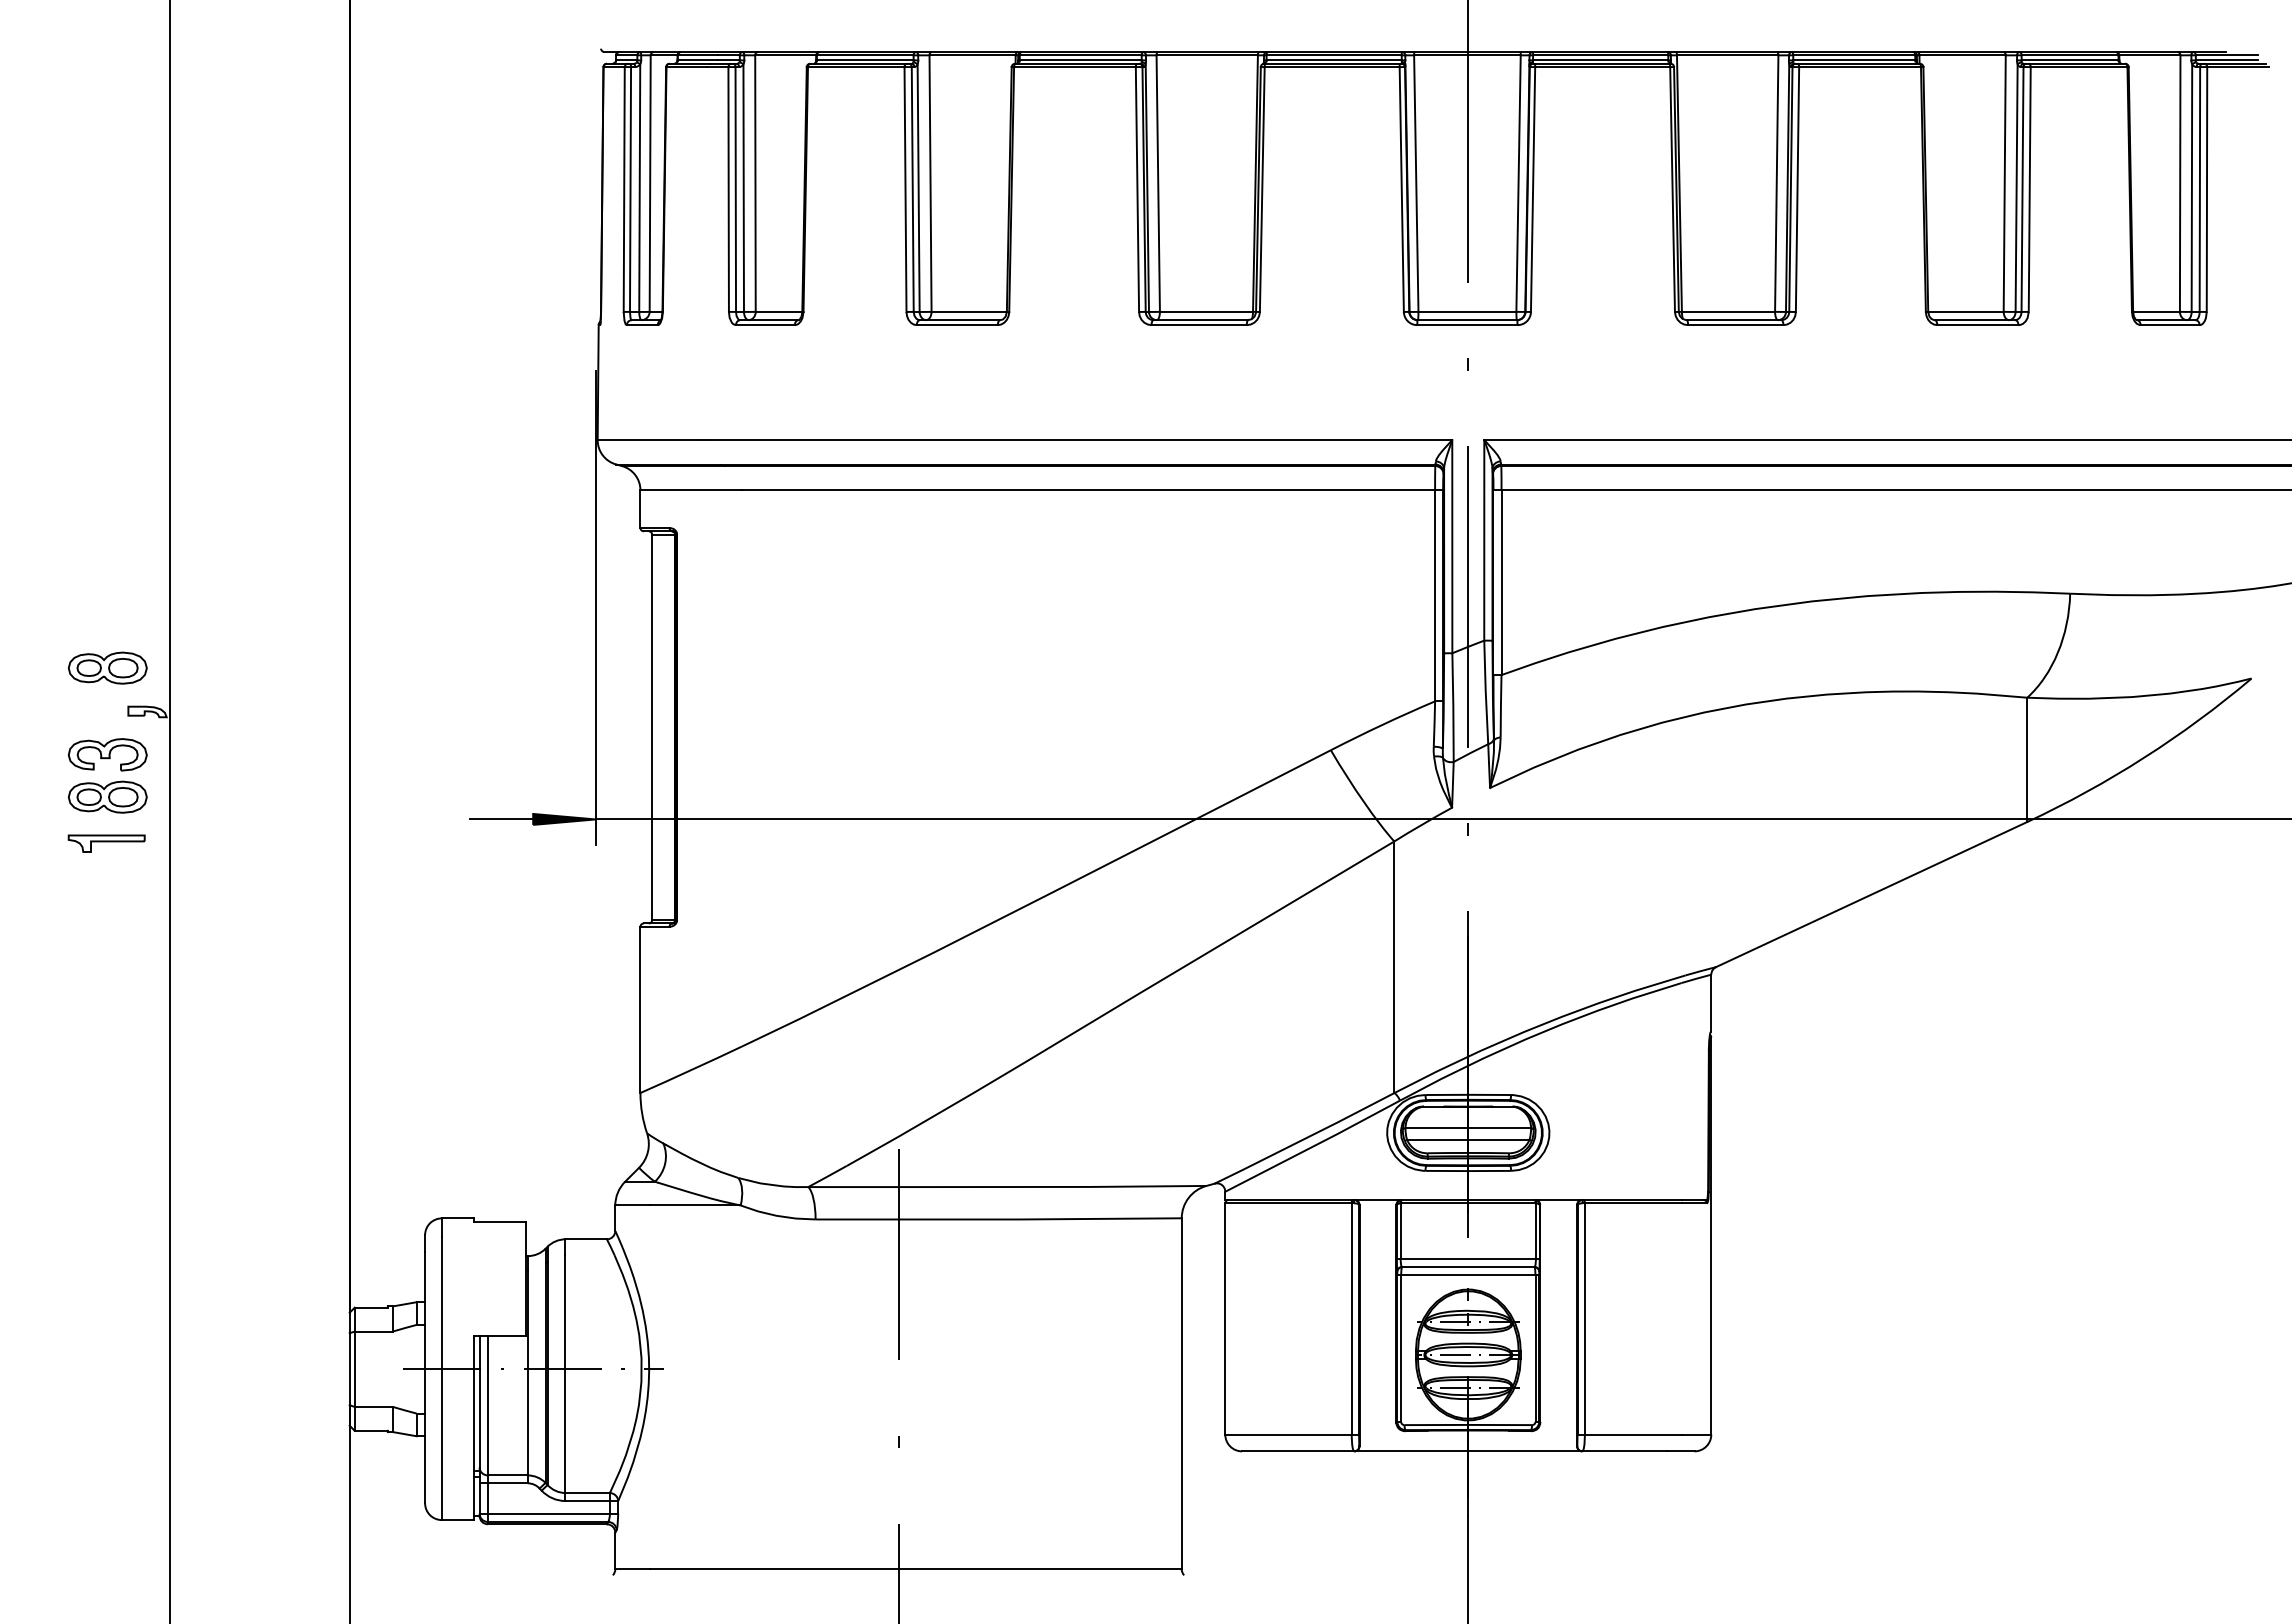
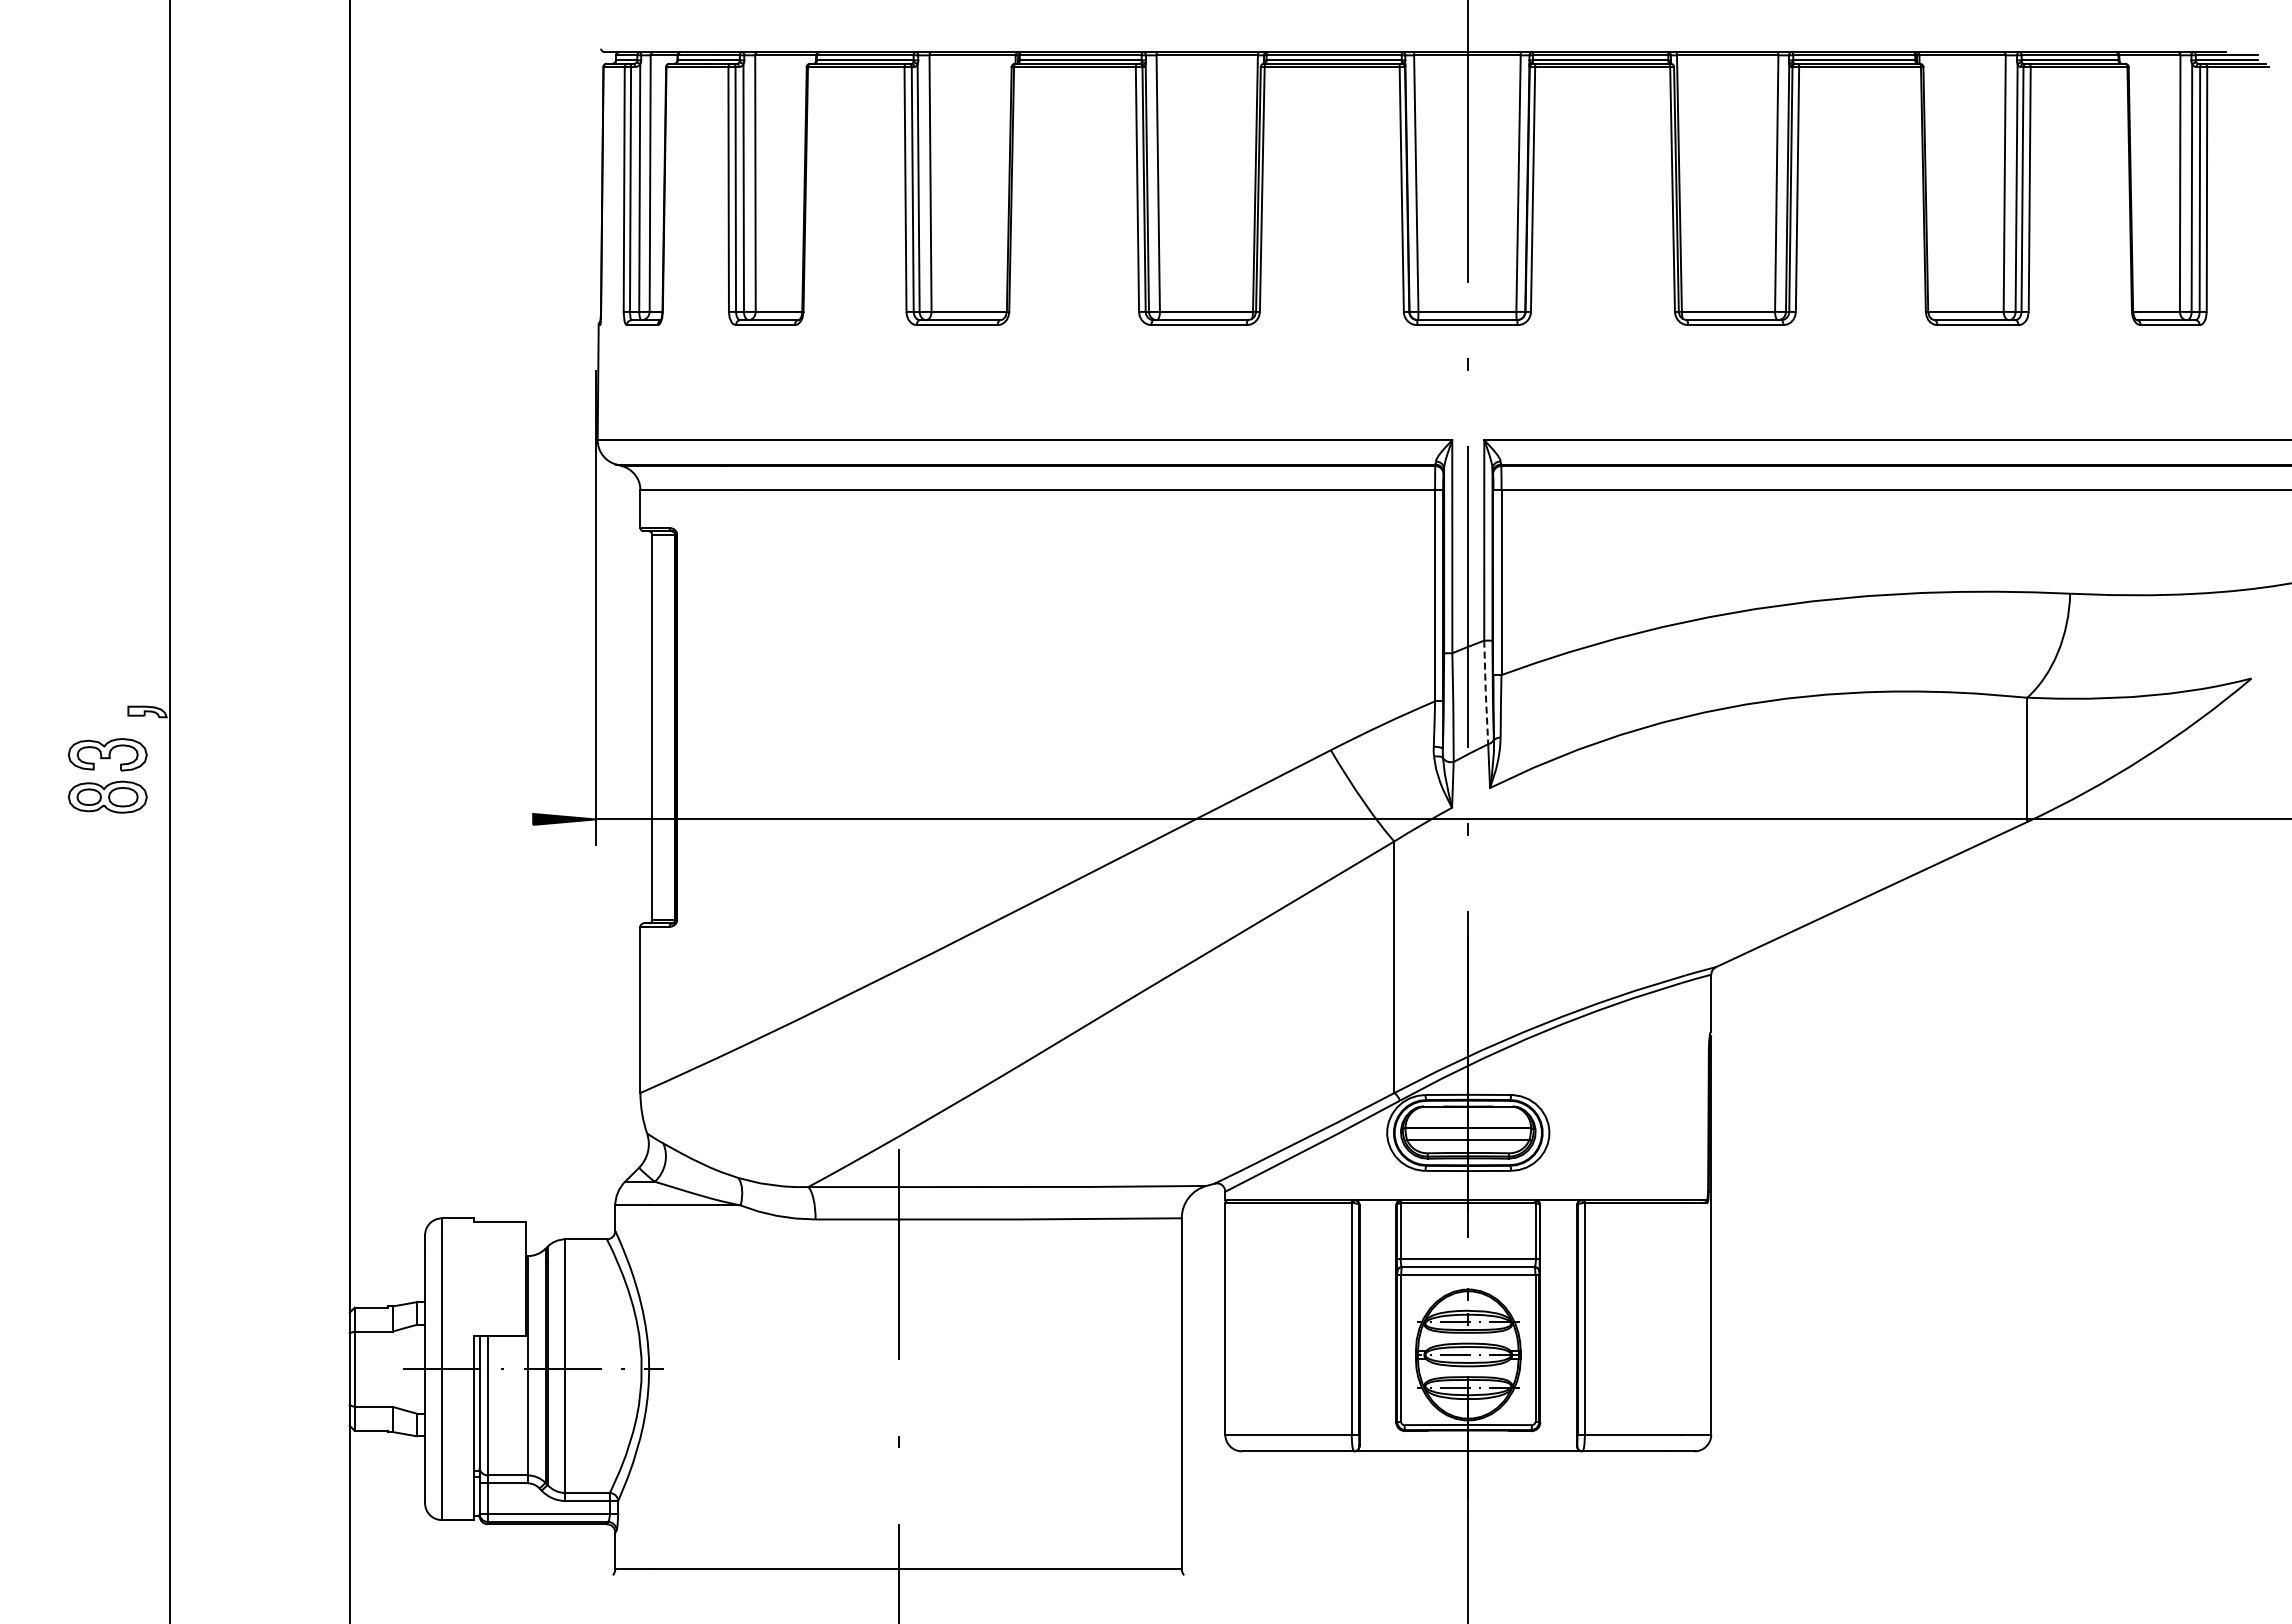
part: present -> none (107, 667)
line: solid -> dashed (1485, 691)
line: present -> none (501, 819)
part: present -> none (106, 843)
